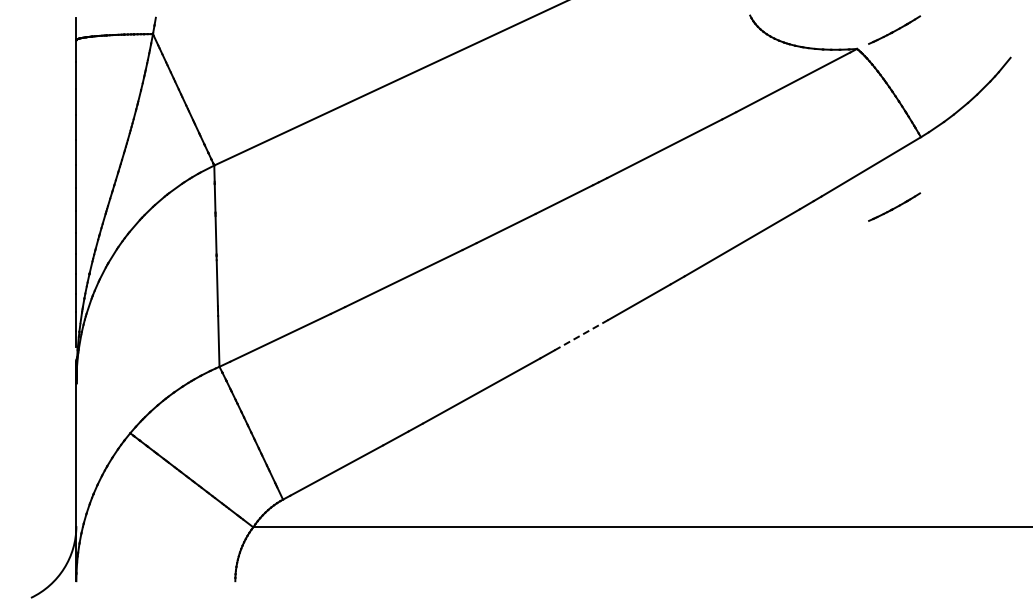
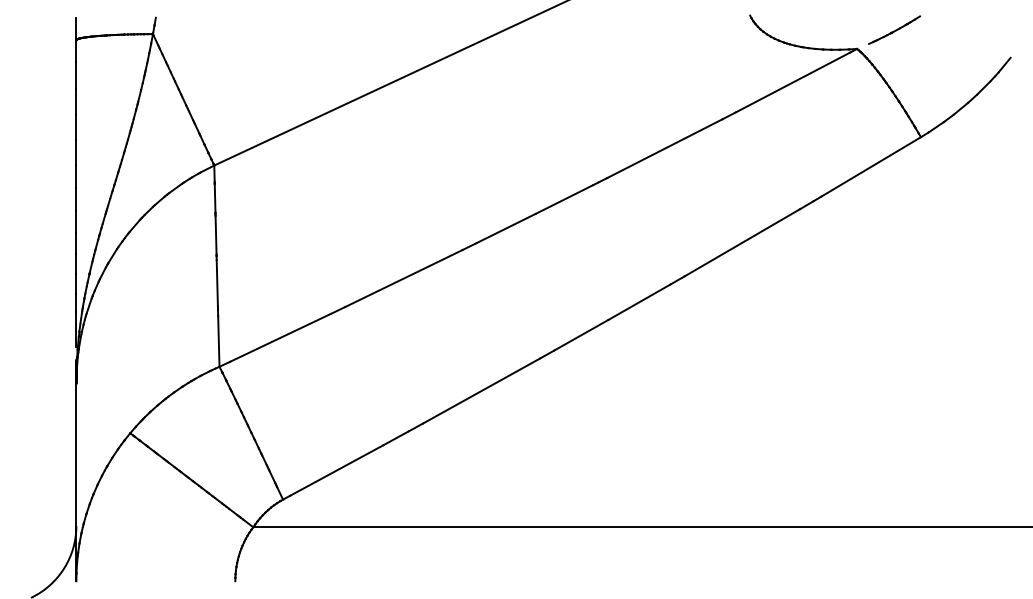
line: present -> none (895, 206)
line: dashed -> solid (581, 335)
